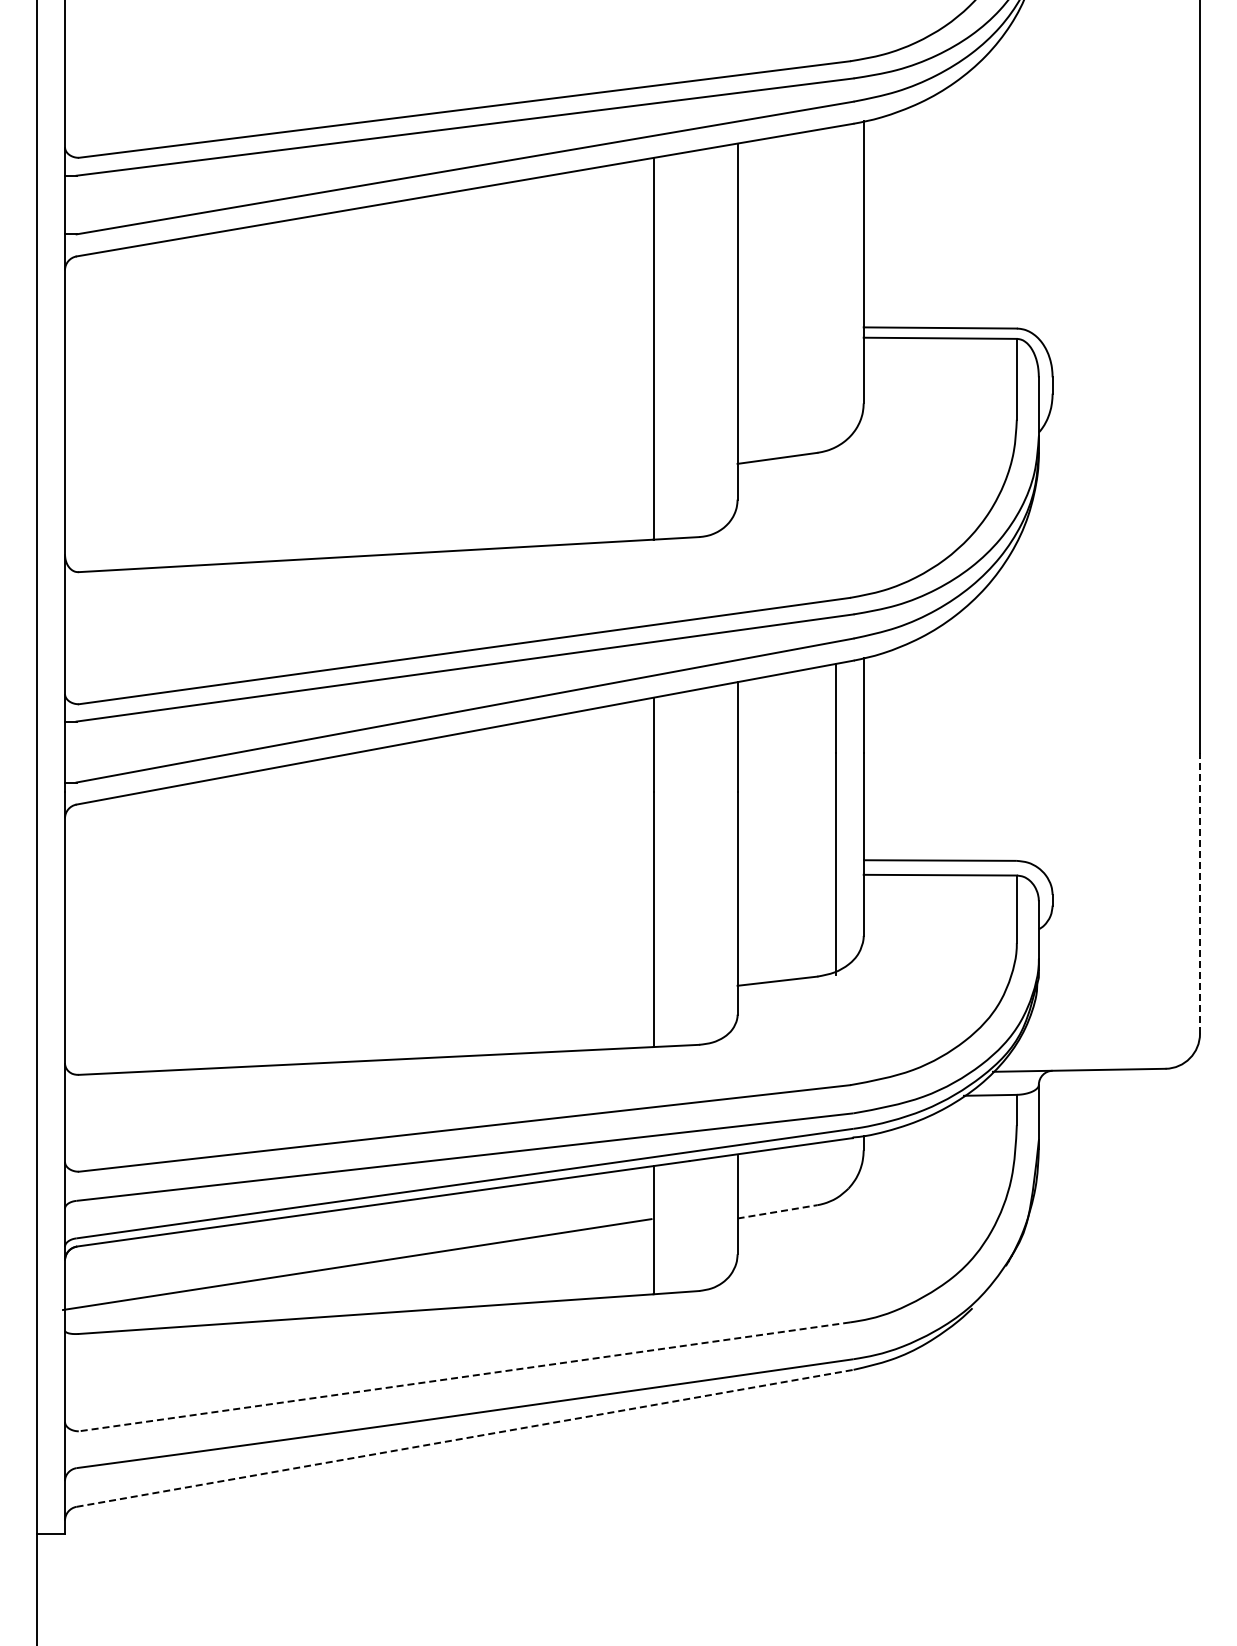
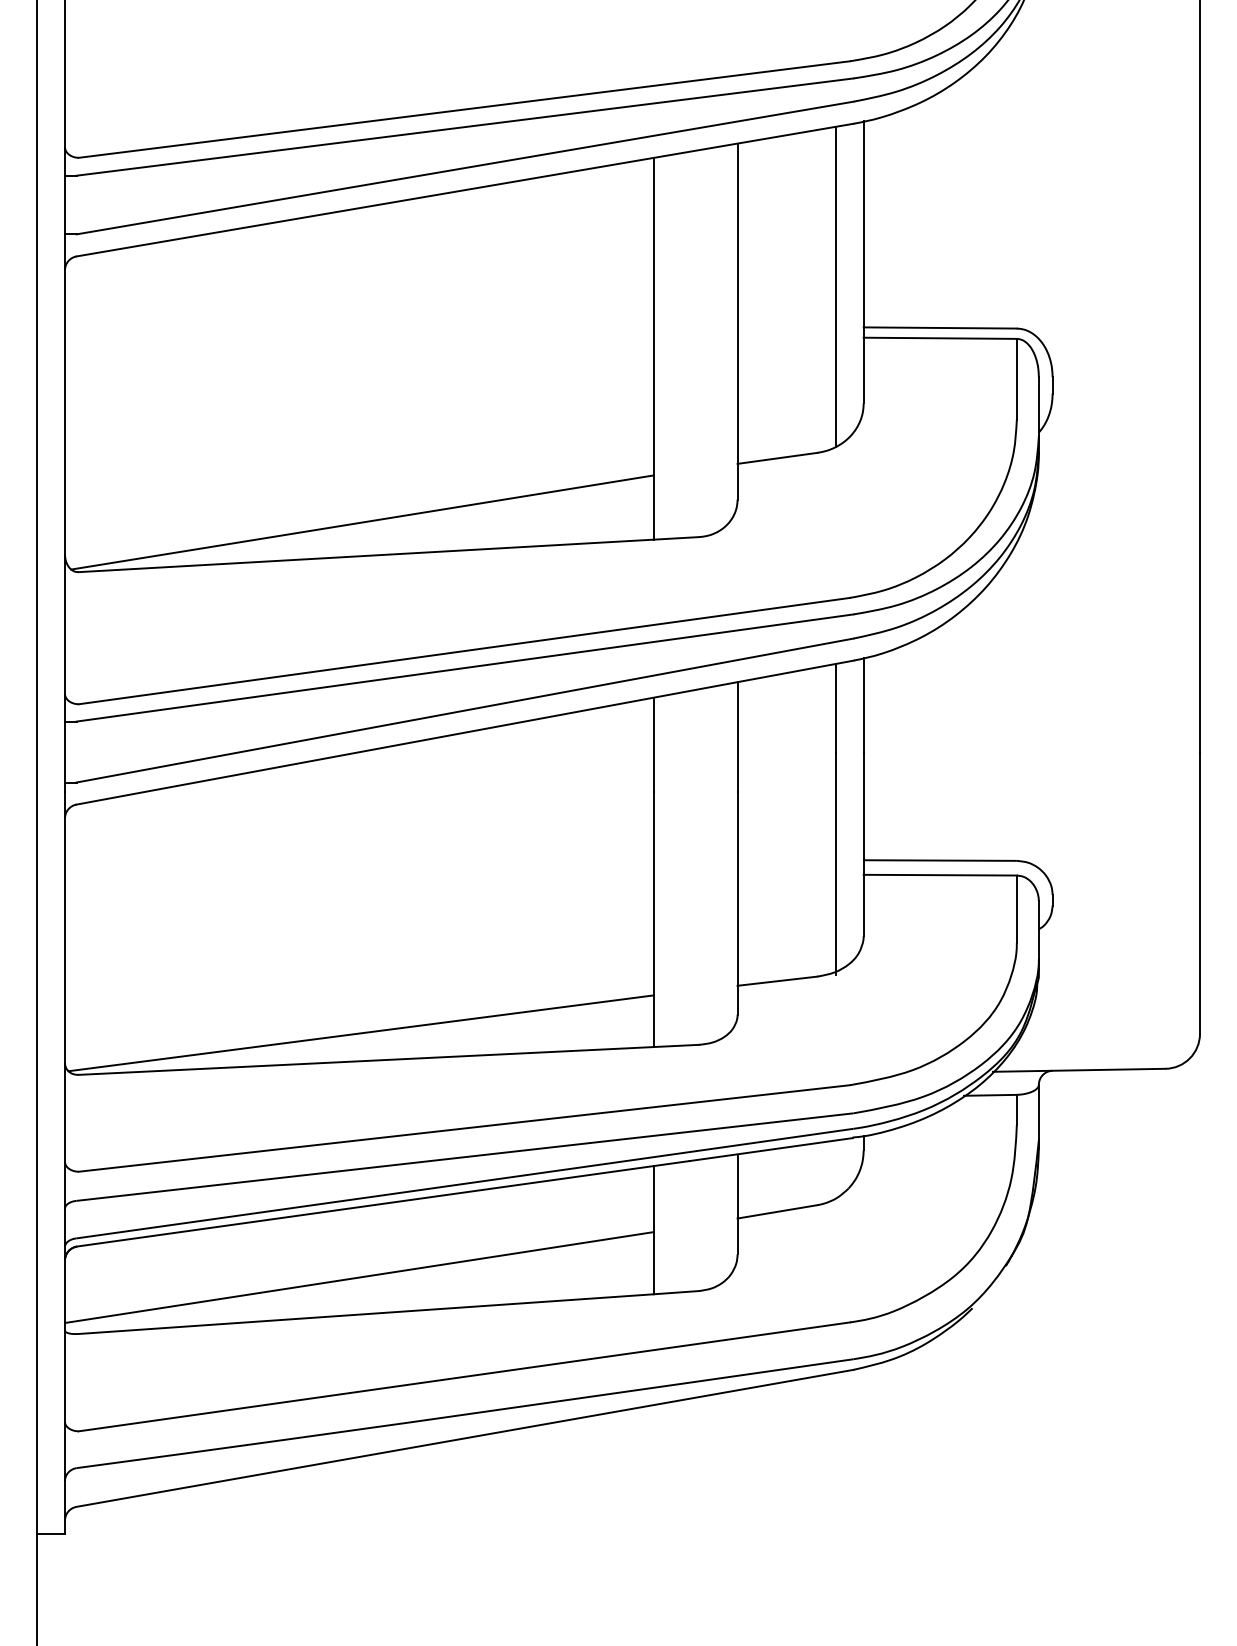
line: none -> present (835, 286)
line: none -> present (362, 522)
line: dashed -> solid (1200, 892)
line: none -> present (360, 1033)
line: dashed -> solid (777, 1211)
line position: (357, 1264) -> (359, 1277) (359, 1277)
line: dashed -> solid (463, 1376)
line: dashed -> solid (465, 1438)
